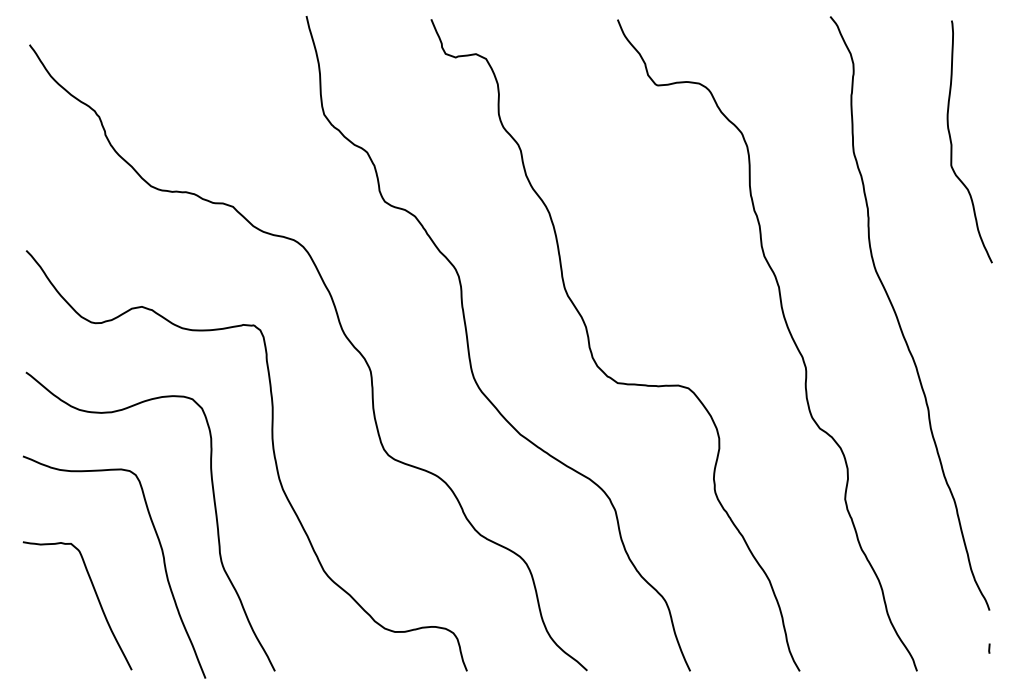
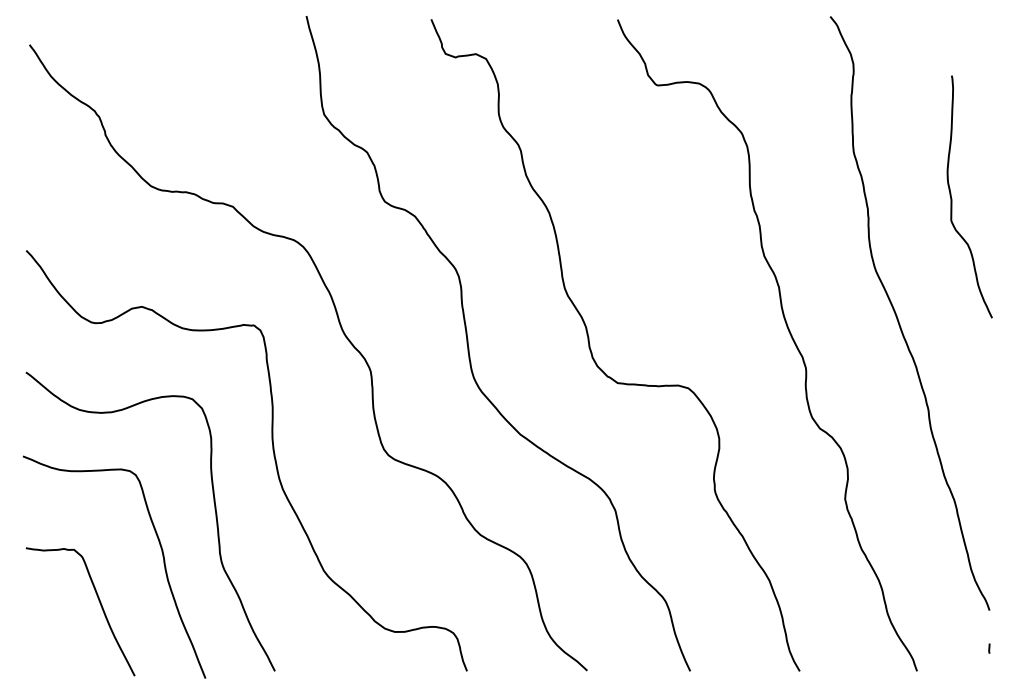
curve position: (952, 143) -> (952, 198) (952, 198)
curve position: (96, 597) -> (99, 603) (99, 603)
